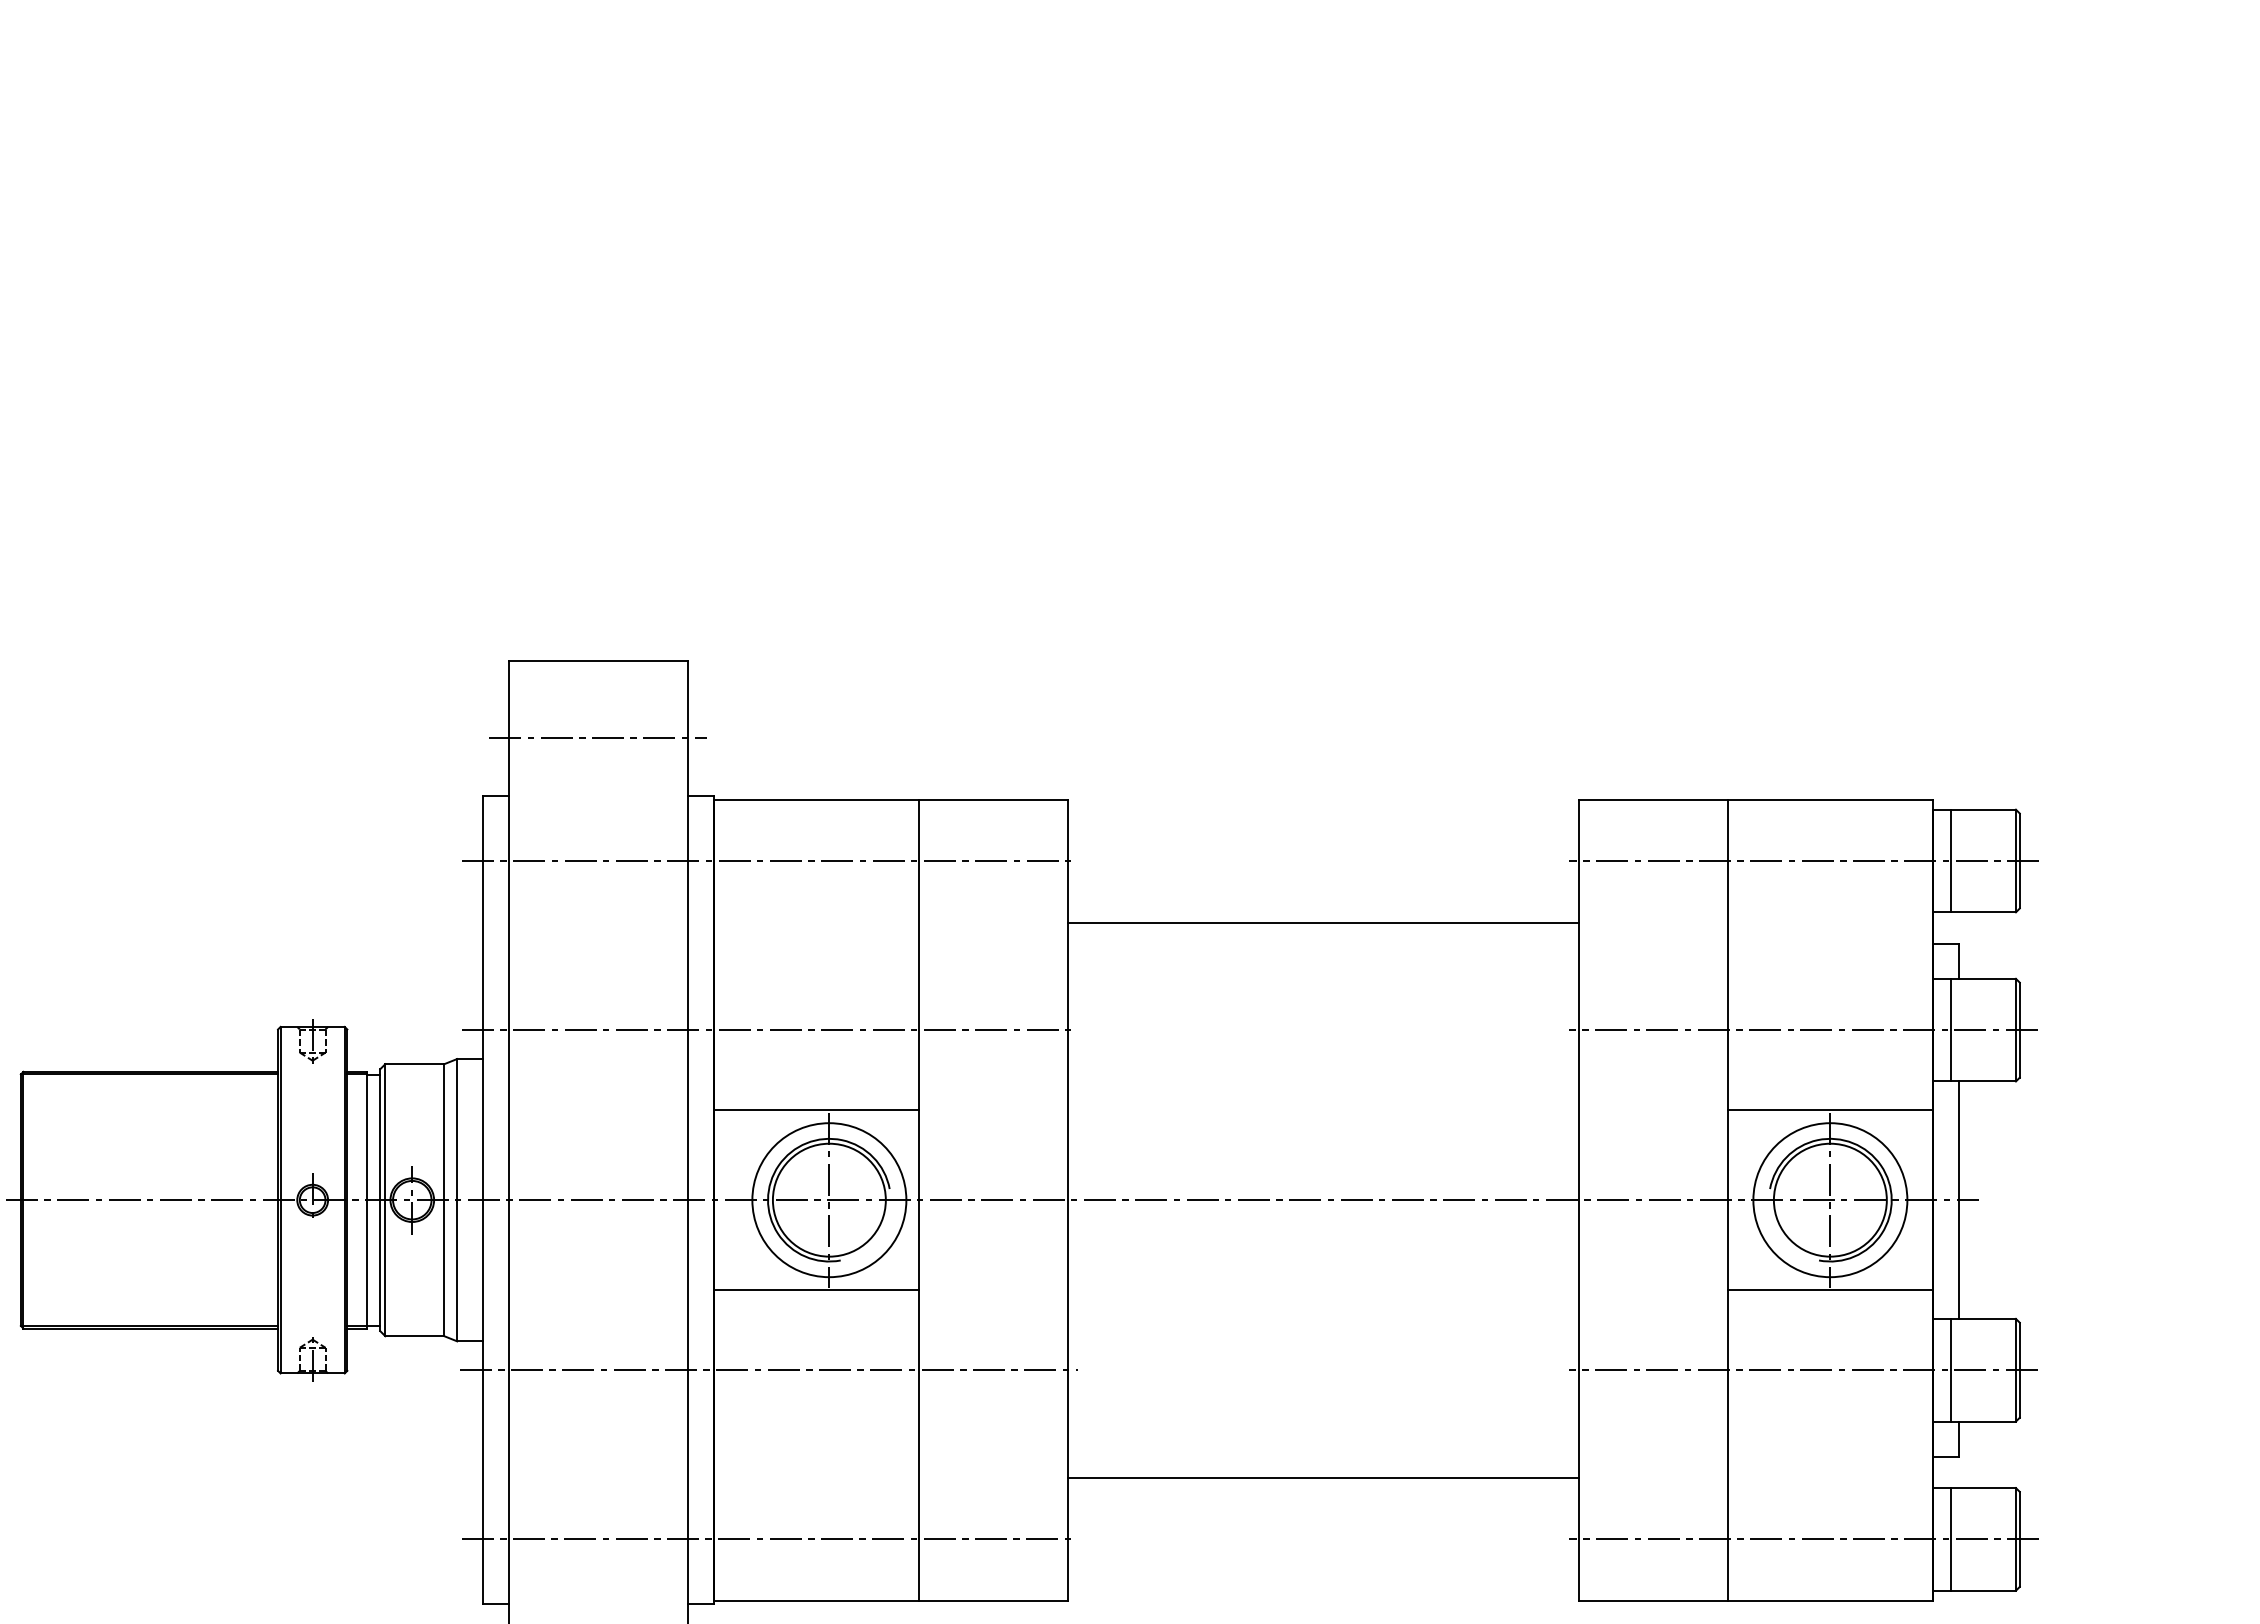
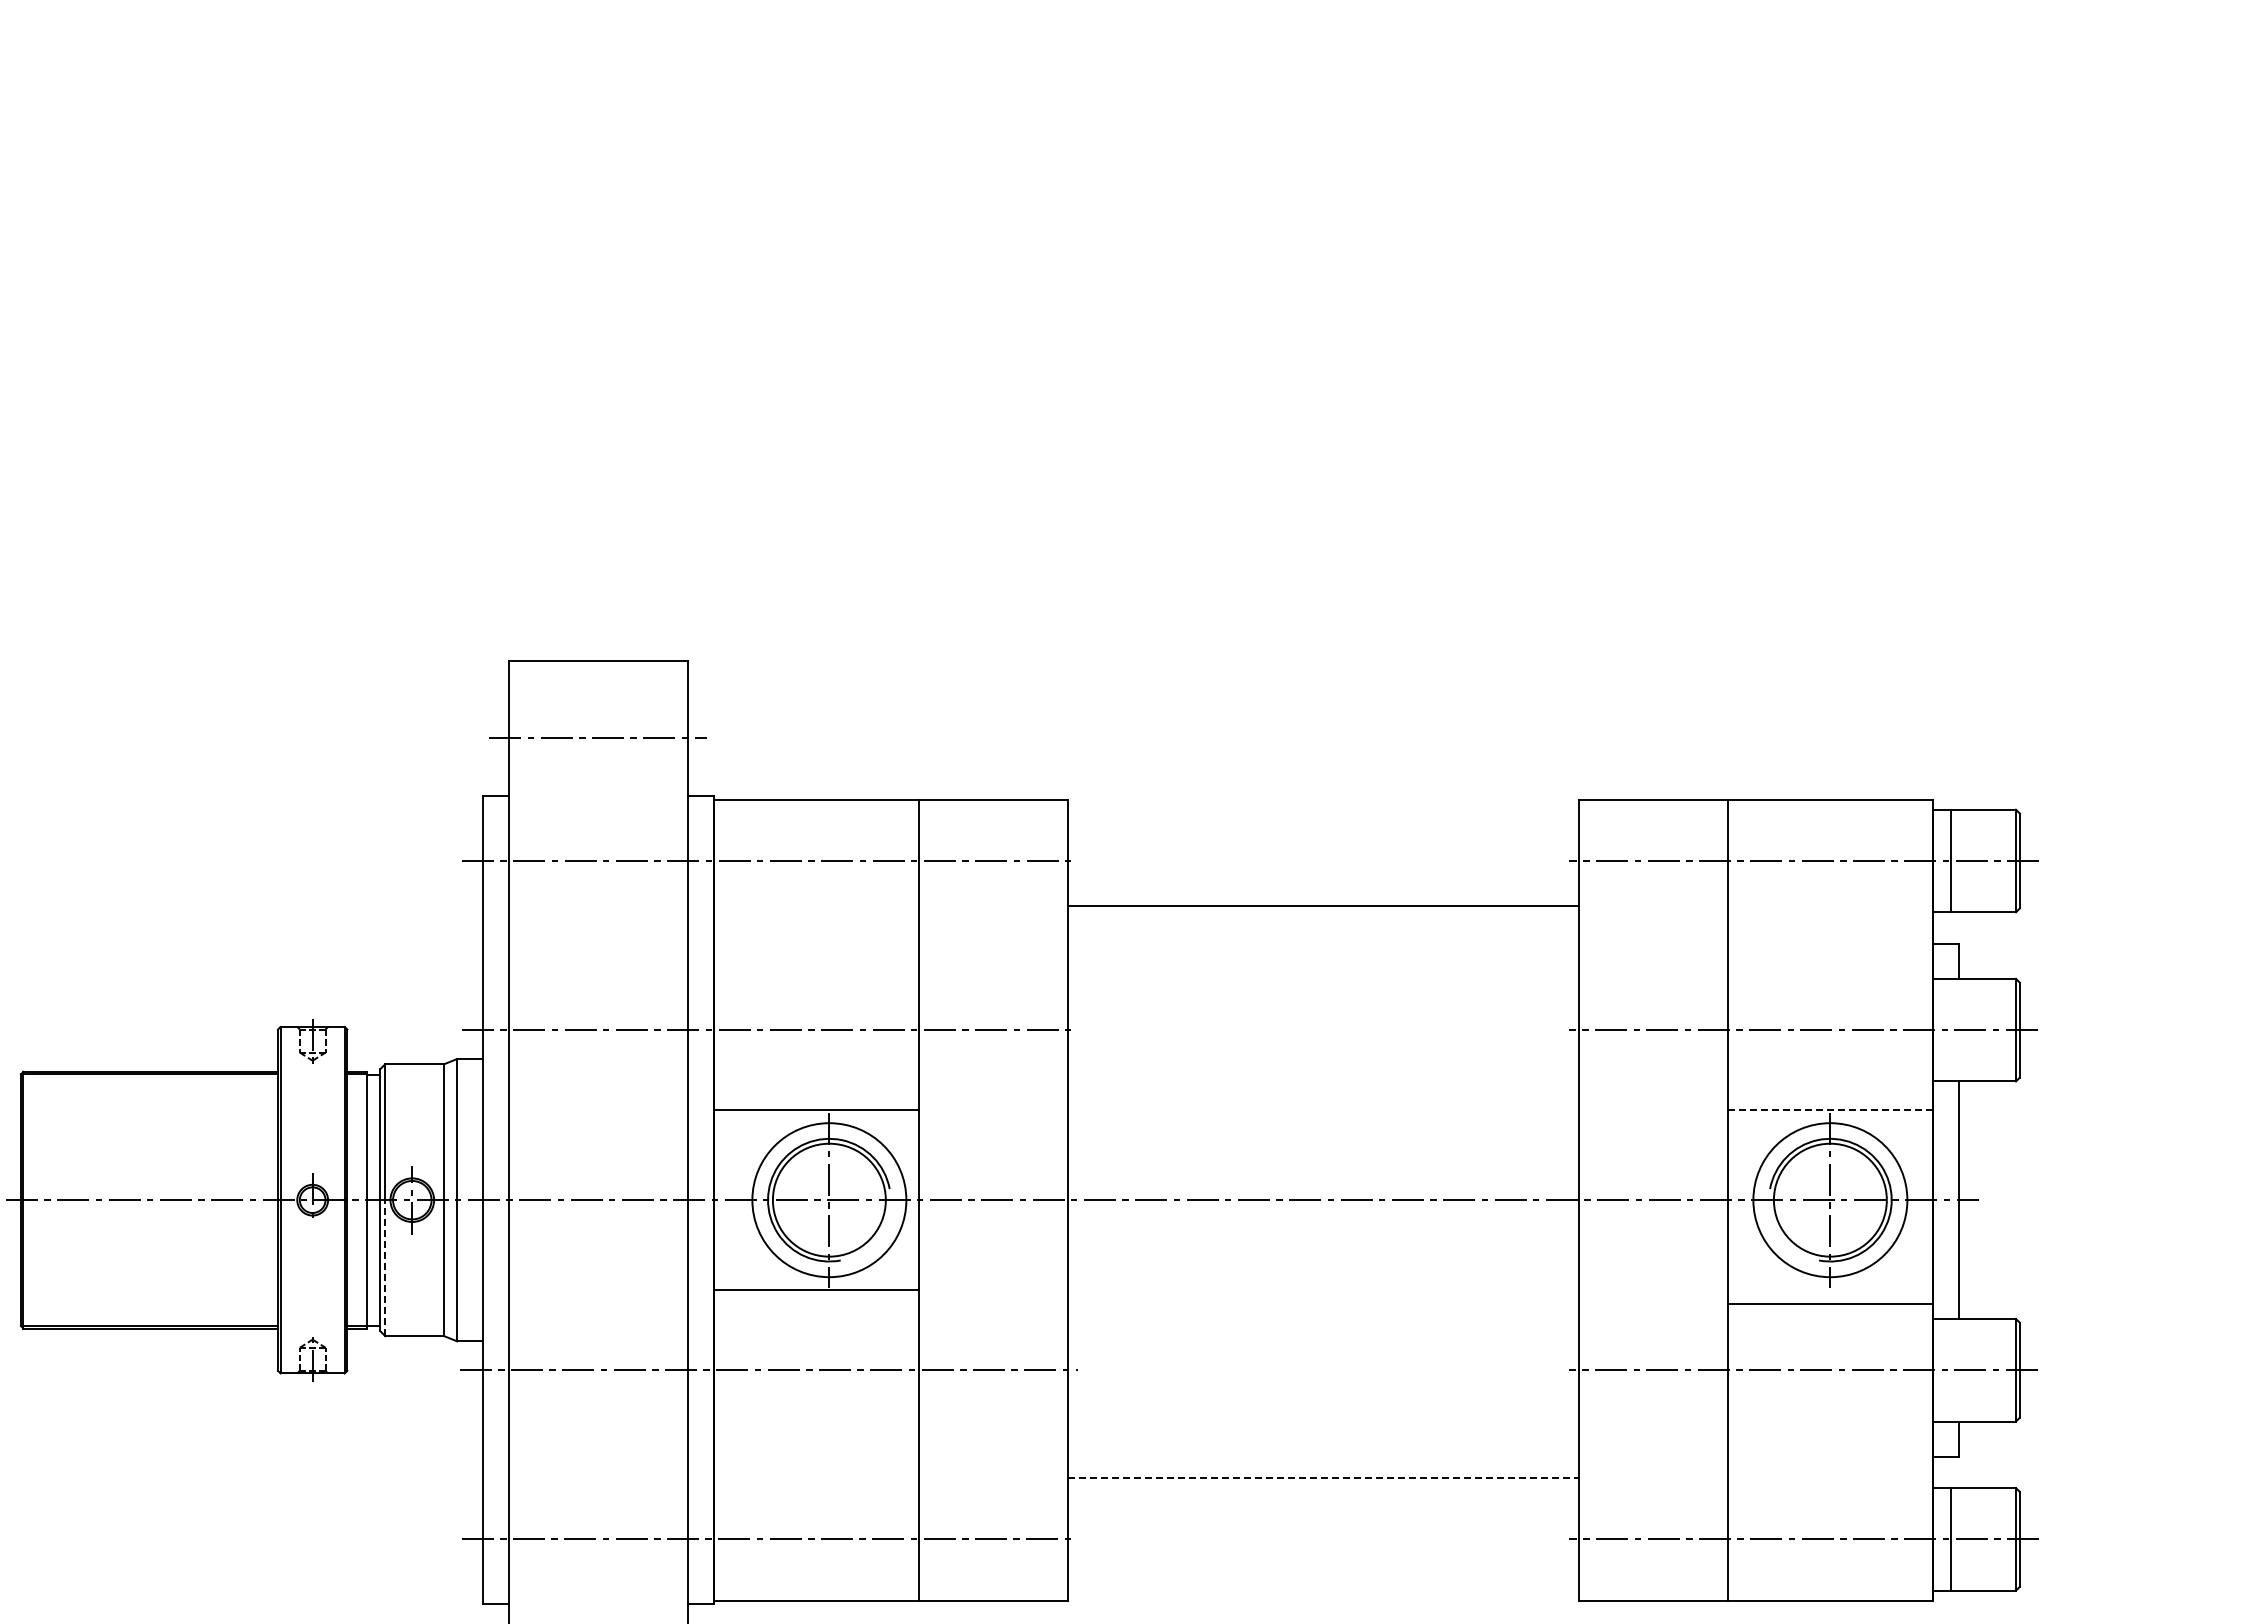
line position: (1323, 922) -> (1323, 905) (1323, 905)
line: present -> none (1950, 1029)
line: solid -> dashed (1830, 1110)
line: solid -> dashed (385, 1267)
line position: (1830, 1290) -> (1830, 1304) (1830, 1304)
line: present -> none (1950, 1369)
line: solid -> dashed (1323, 1477)
